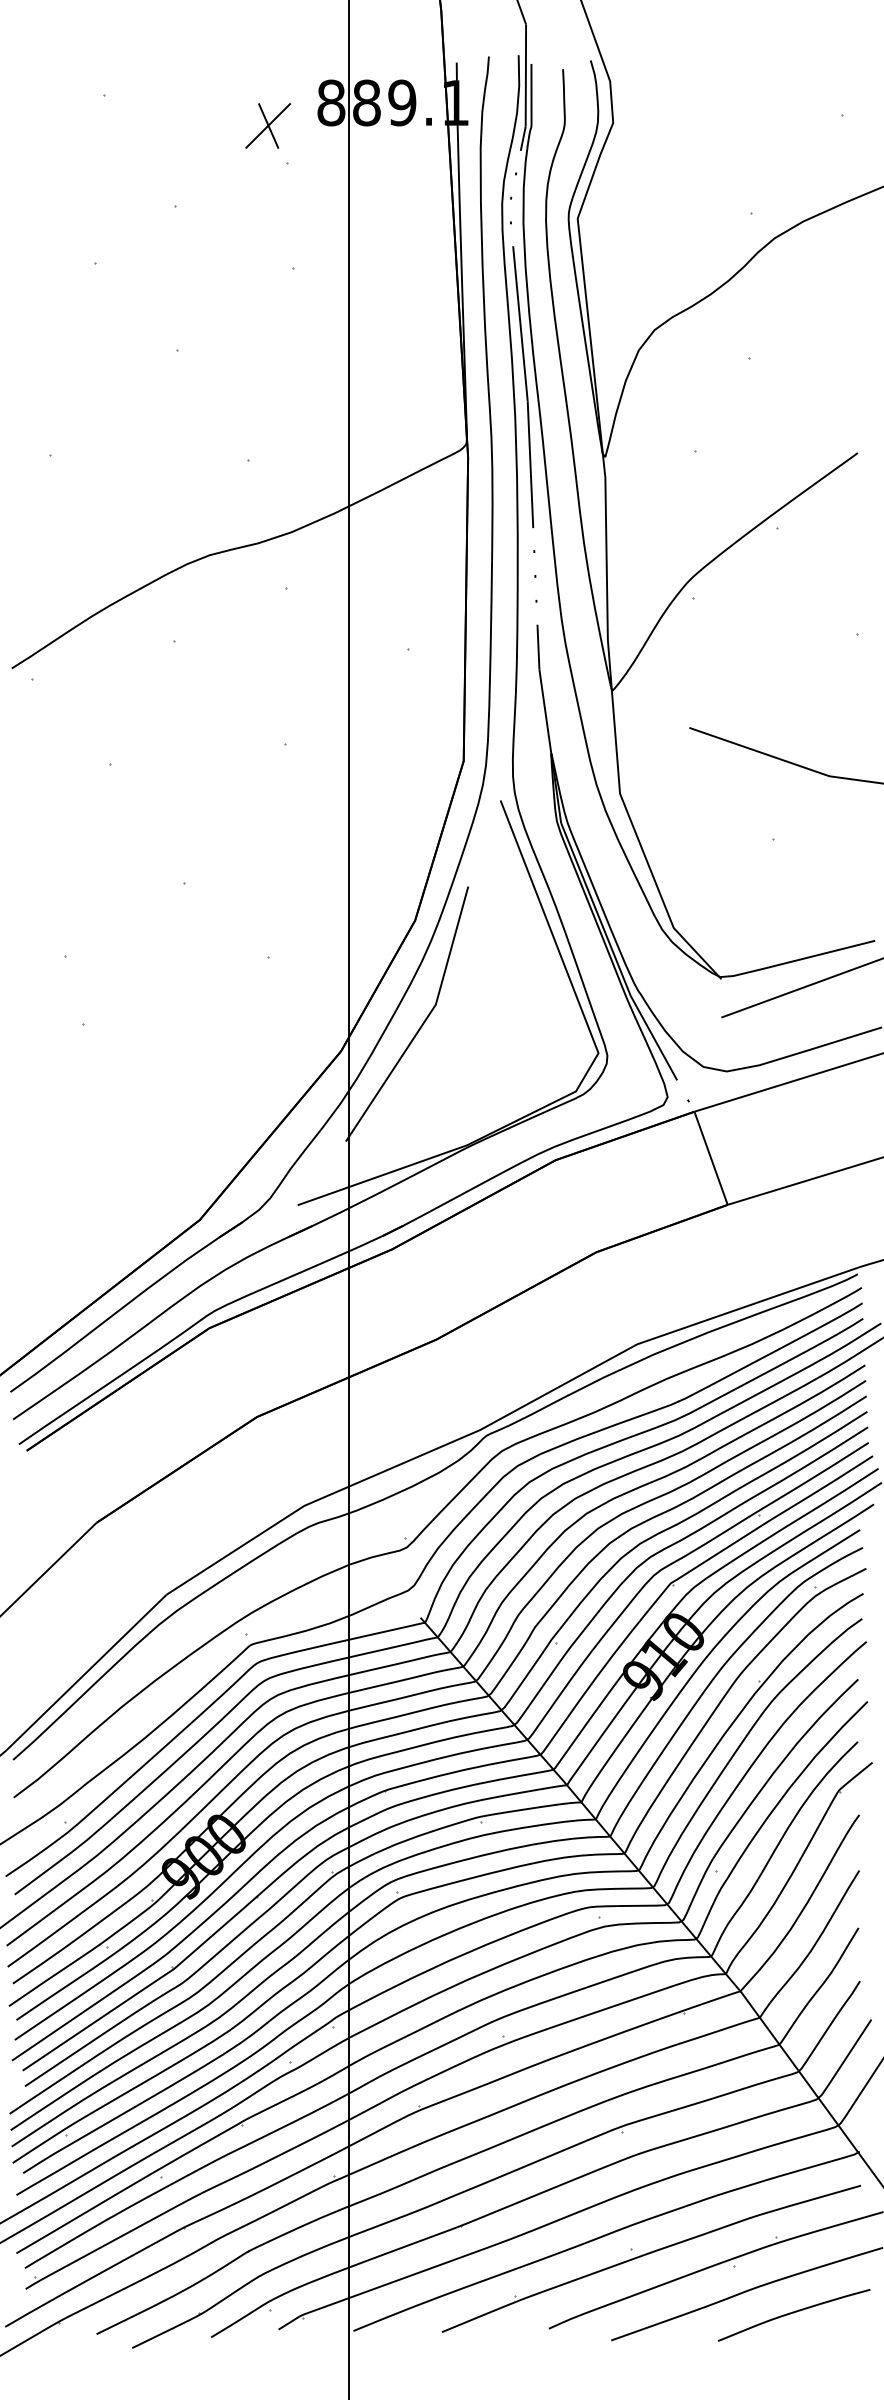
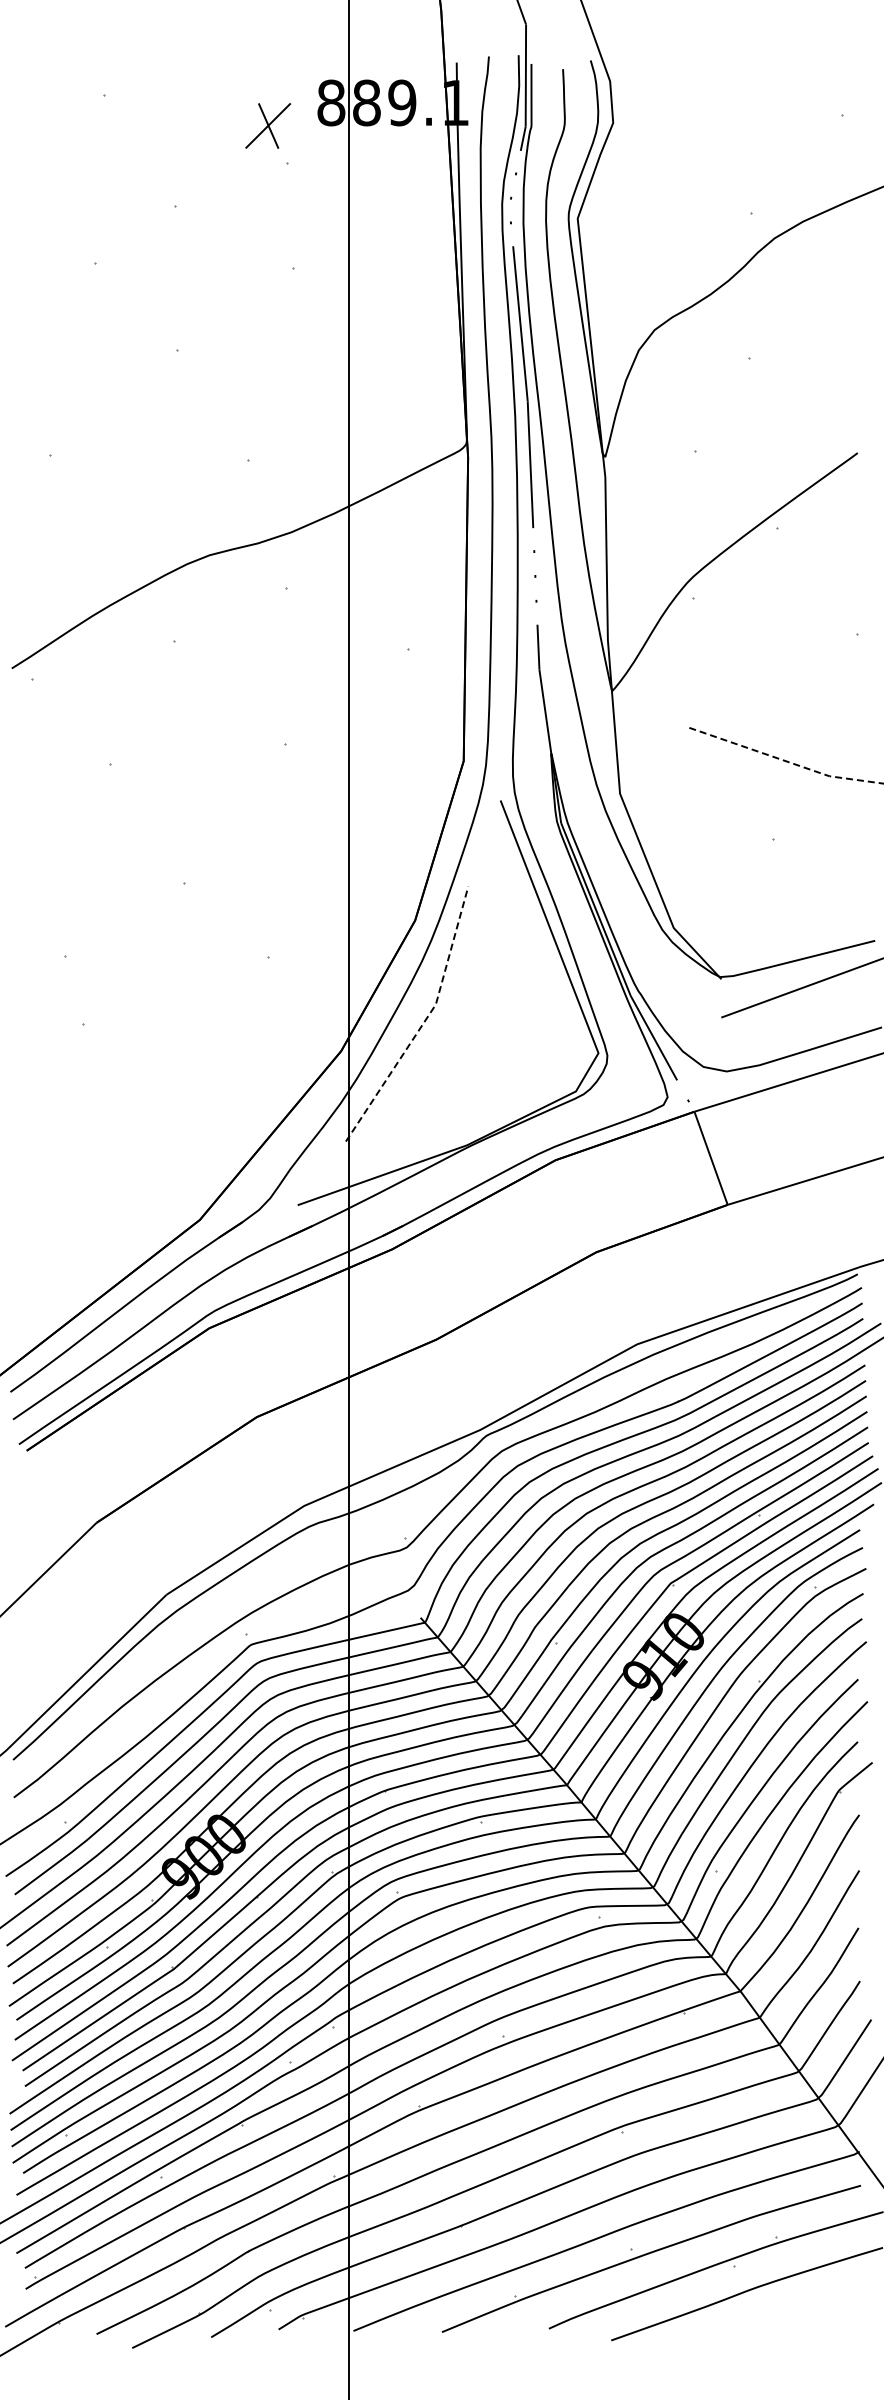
line: solid -> dashed (785, 761)
line: solid -> dashed (424, 1021)
curve: present -> none (793, 2313)
